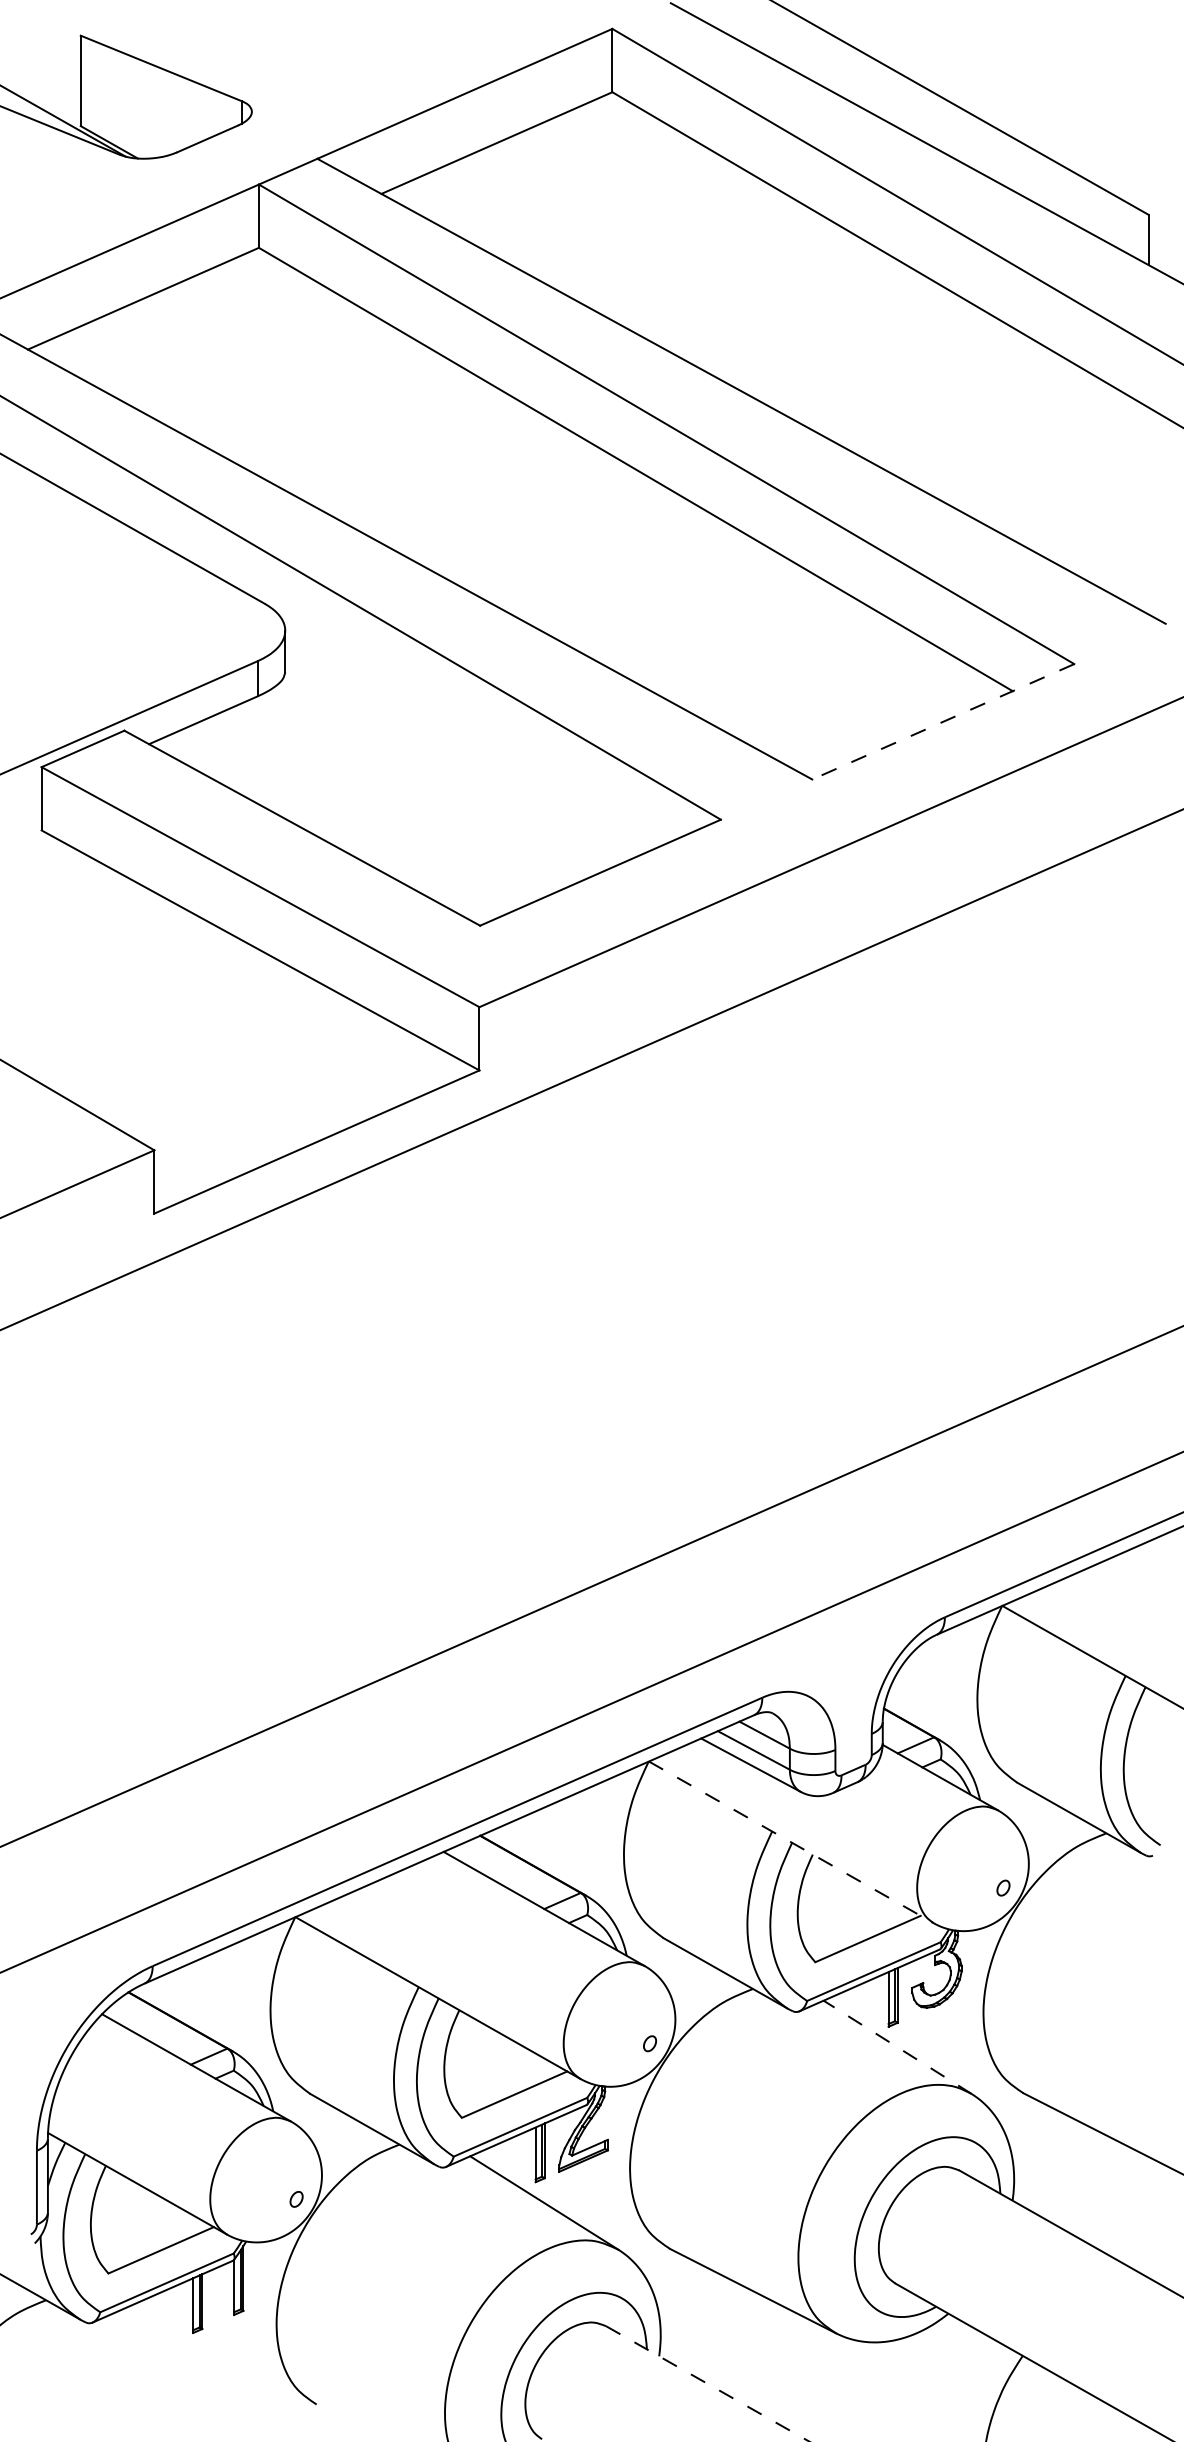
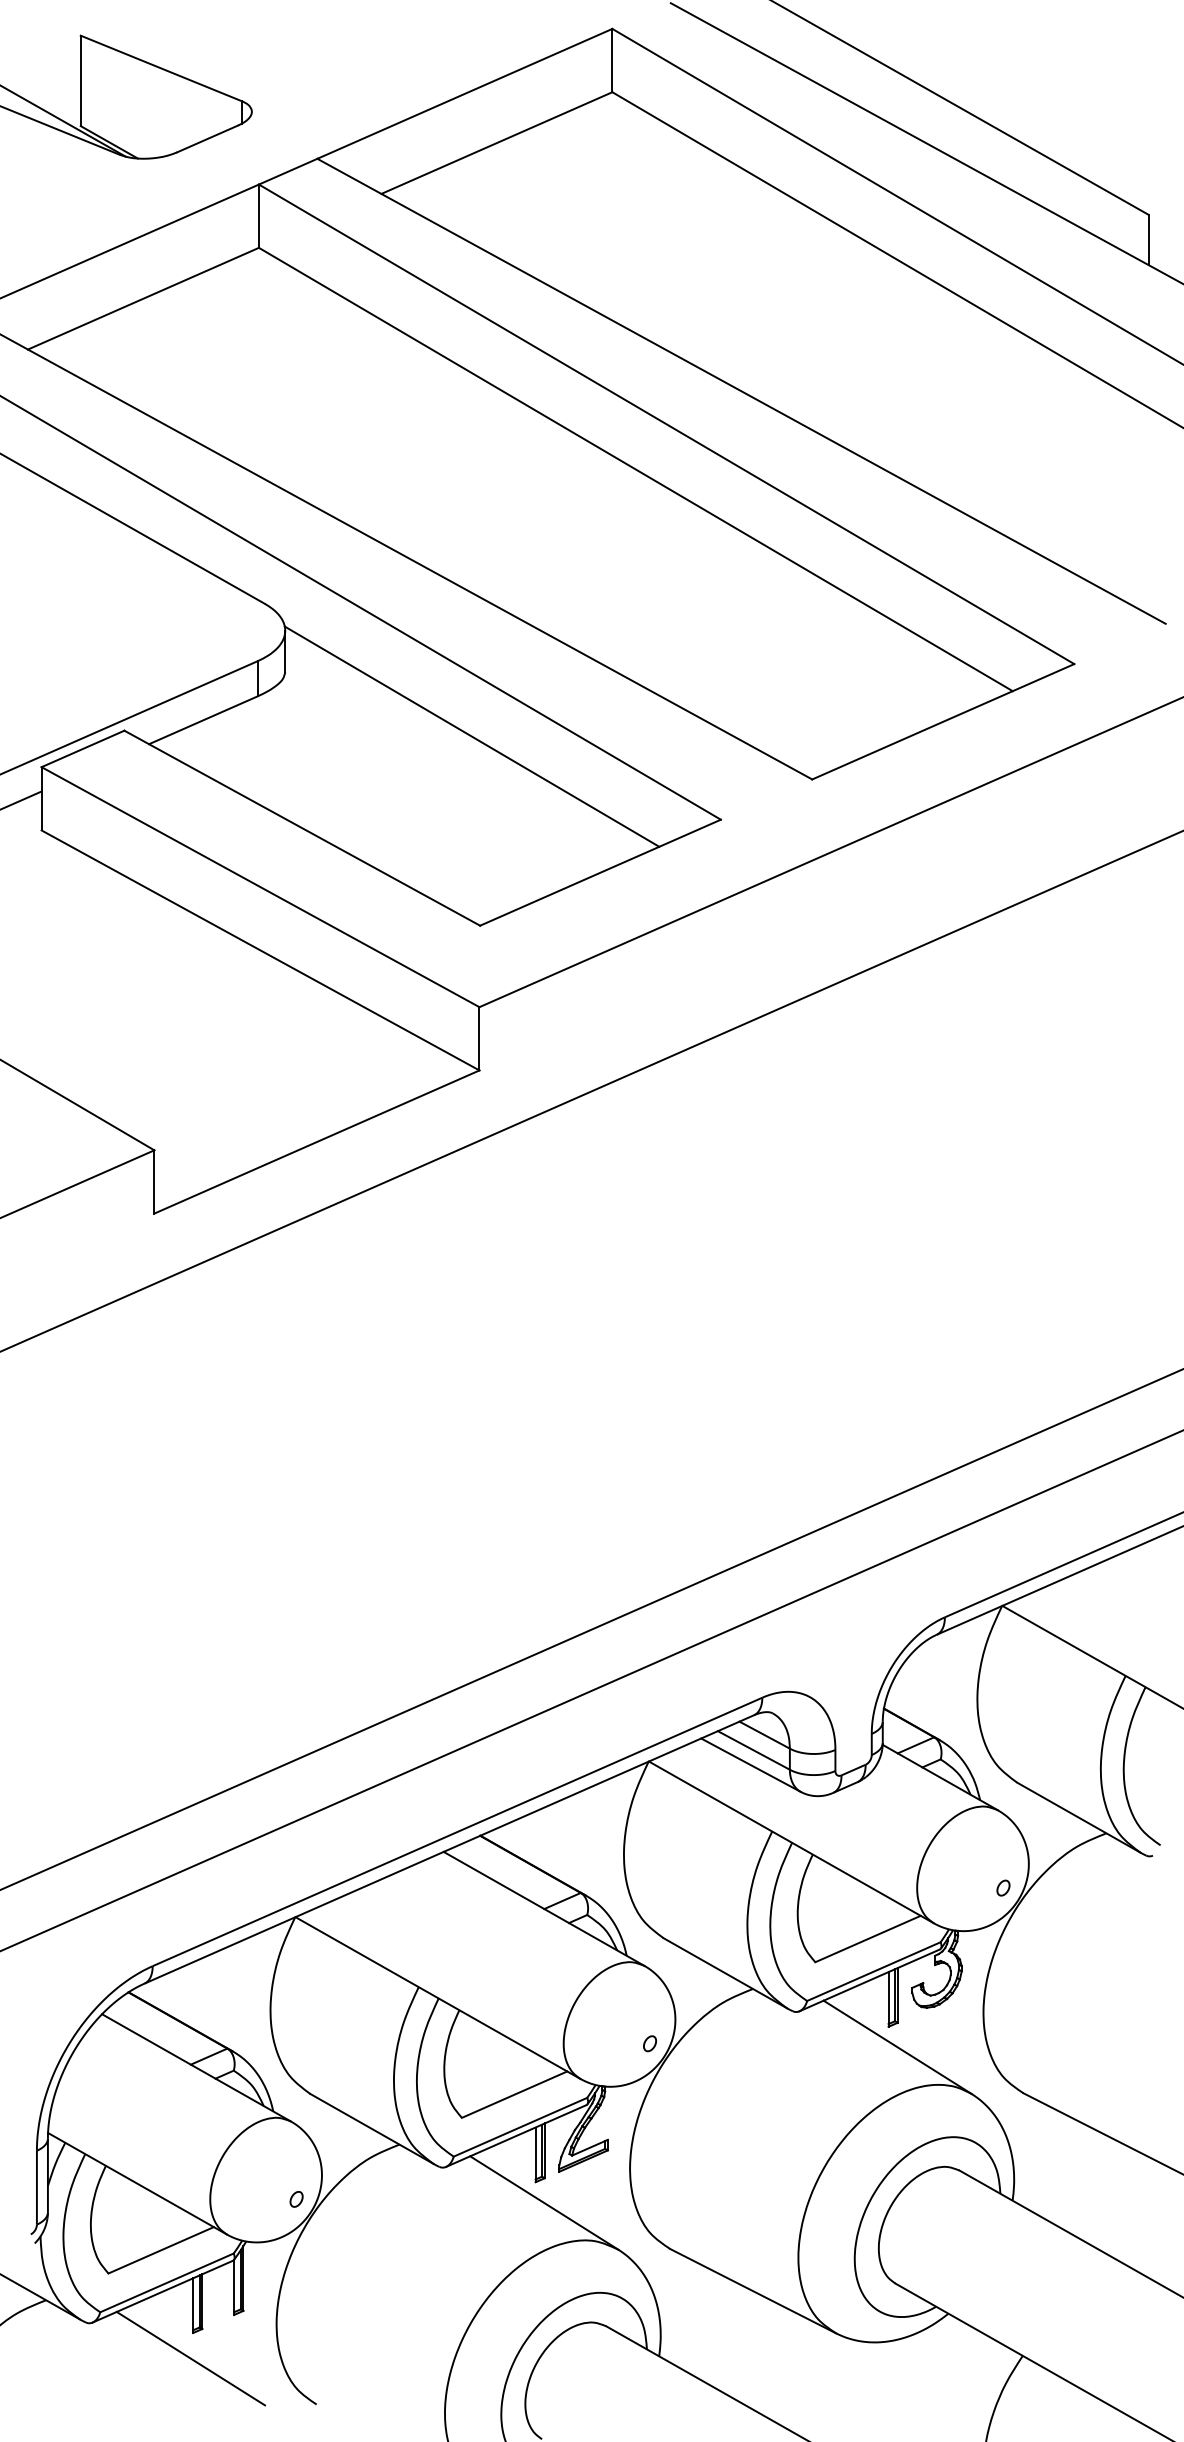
line: dashed -> solid (942, 721)
line: none -> present (471, 736)
line: none -> present (21, 799)
line position: (591, 1069) -> (591, 1091) (591, 1091)
line position: (591, 1586) -> (591, 1629) (591, 1629)
line position: (591, 1712) -> (591, 1690) (591, 1690)
line: dashed -> solid (791, 1842)
line: dashed -> solid (897, 2047)
line: none -> present (190, 2358)
line: dashed -> solid (707, 2383)
